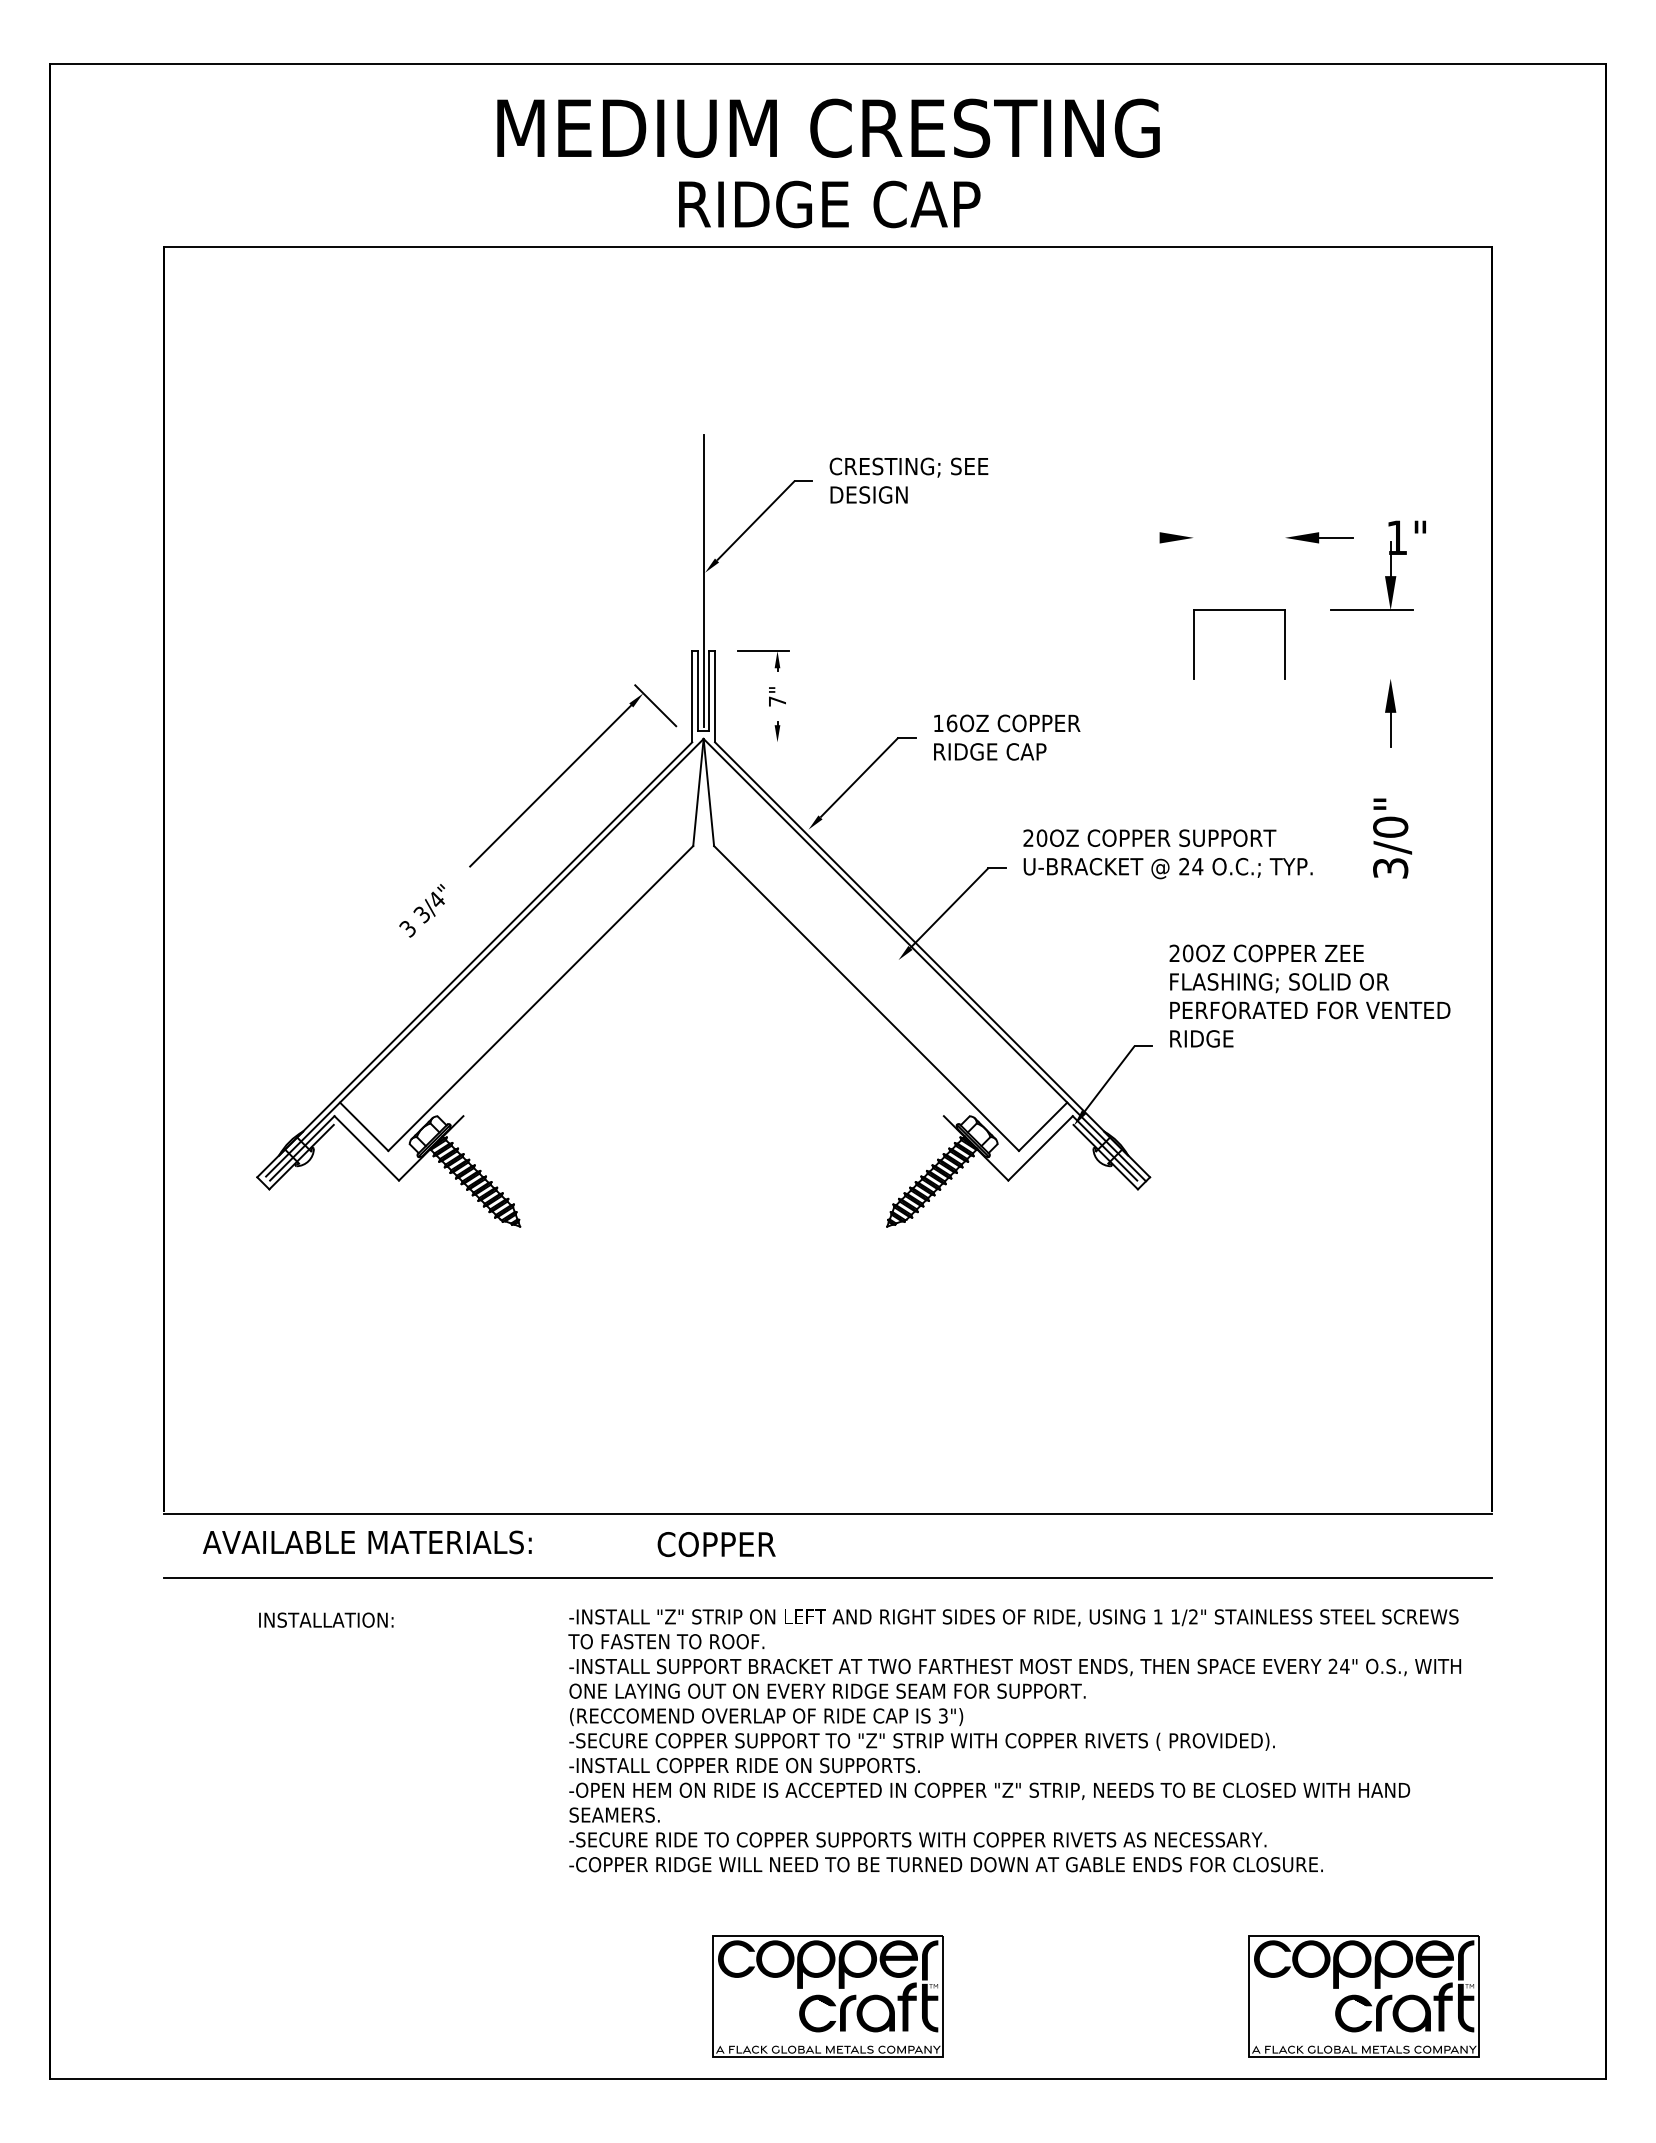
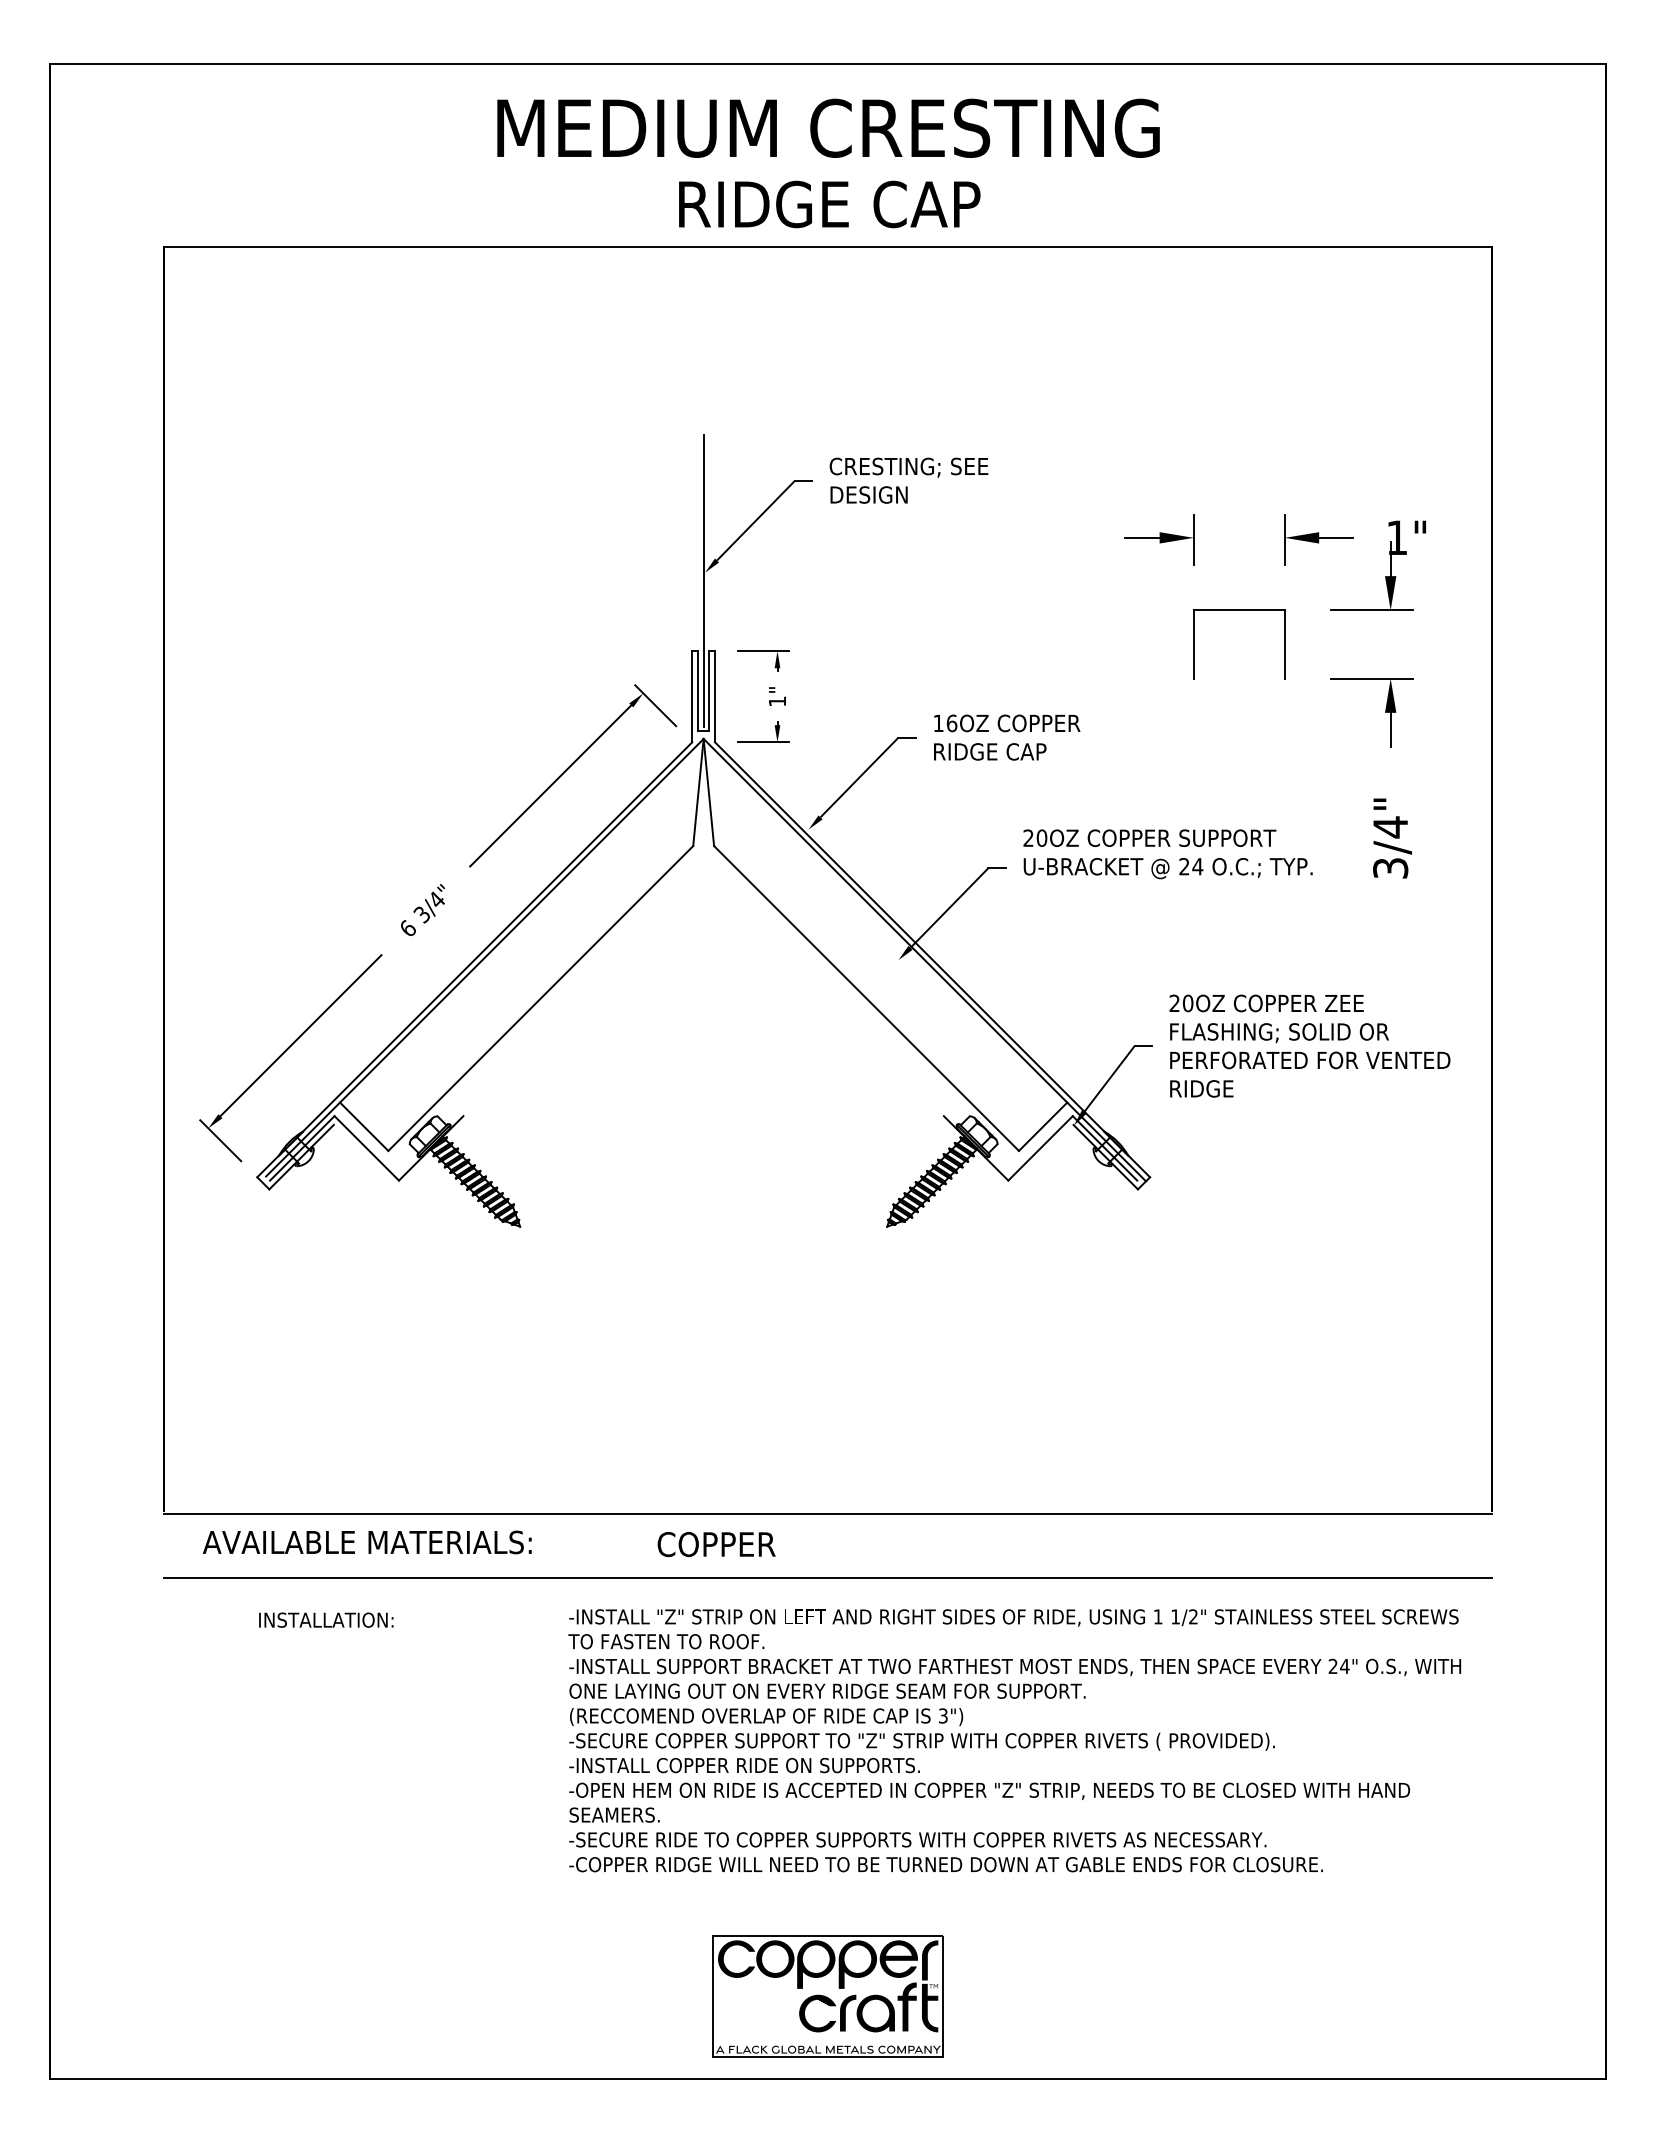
line: none -> present (1142, 537)
line: none -> present (1193, 539)
line: none -> present (1284, 539)
line: none -> present (1371, 678)
text: 7" -> 1" (777, 701)
line: none -> present (762, 742)
text: 3/0" -> 3/4" (1390, 827)
text: 3 -> 6 (407, 928)
text position: (1309, 995) -> (1309, 1045) (1309, 1045)
part: none -> present (285, 1052)
part: present -> none (1363, 1996)
